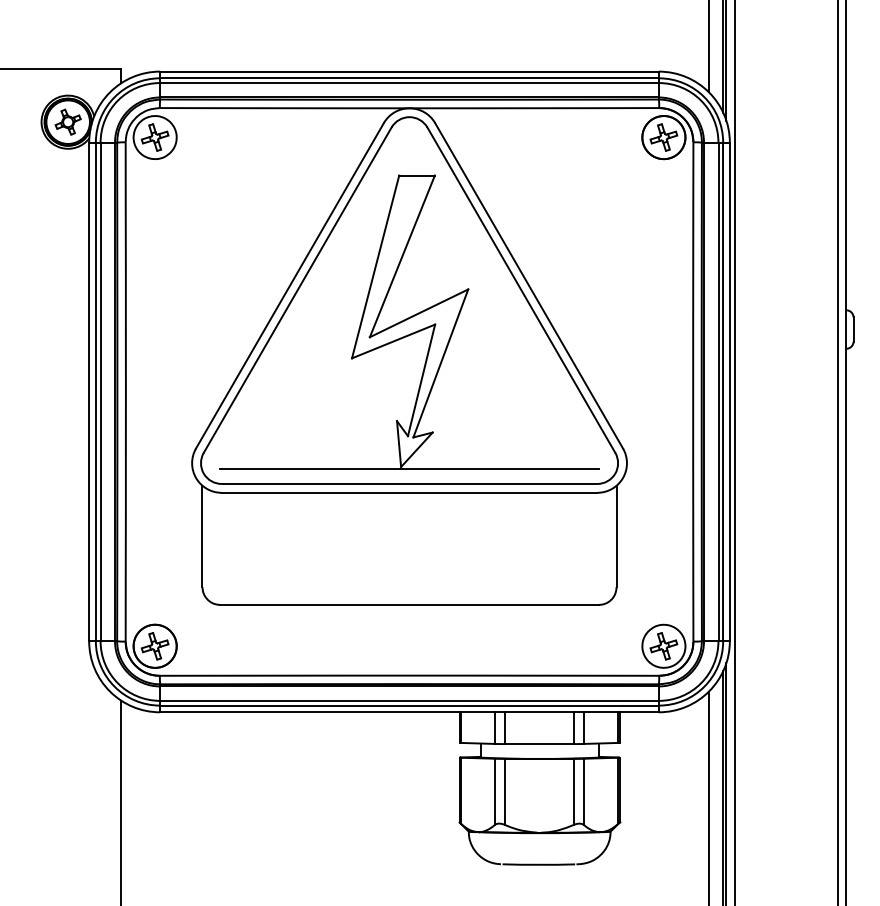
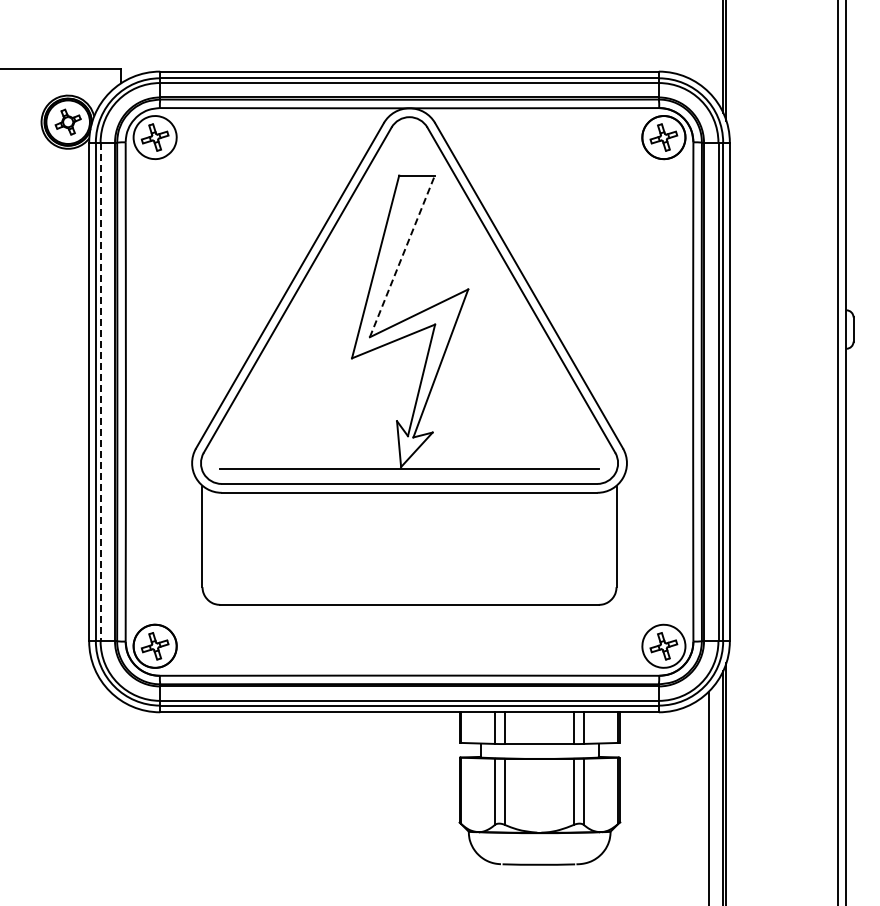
line: present -> none (708, 46)
line: solid -> dashed (402, 255)
line: solid -> dashed (100, 392)
line: present -> none (734, 452)
line: present -> none (121, 801)
